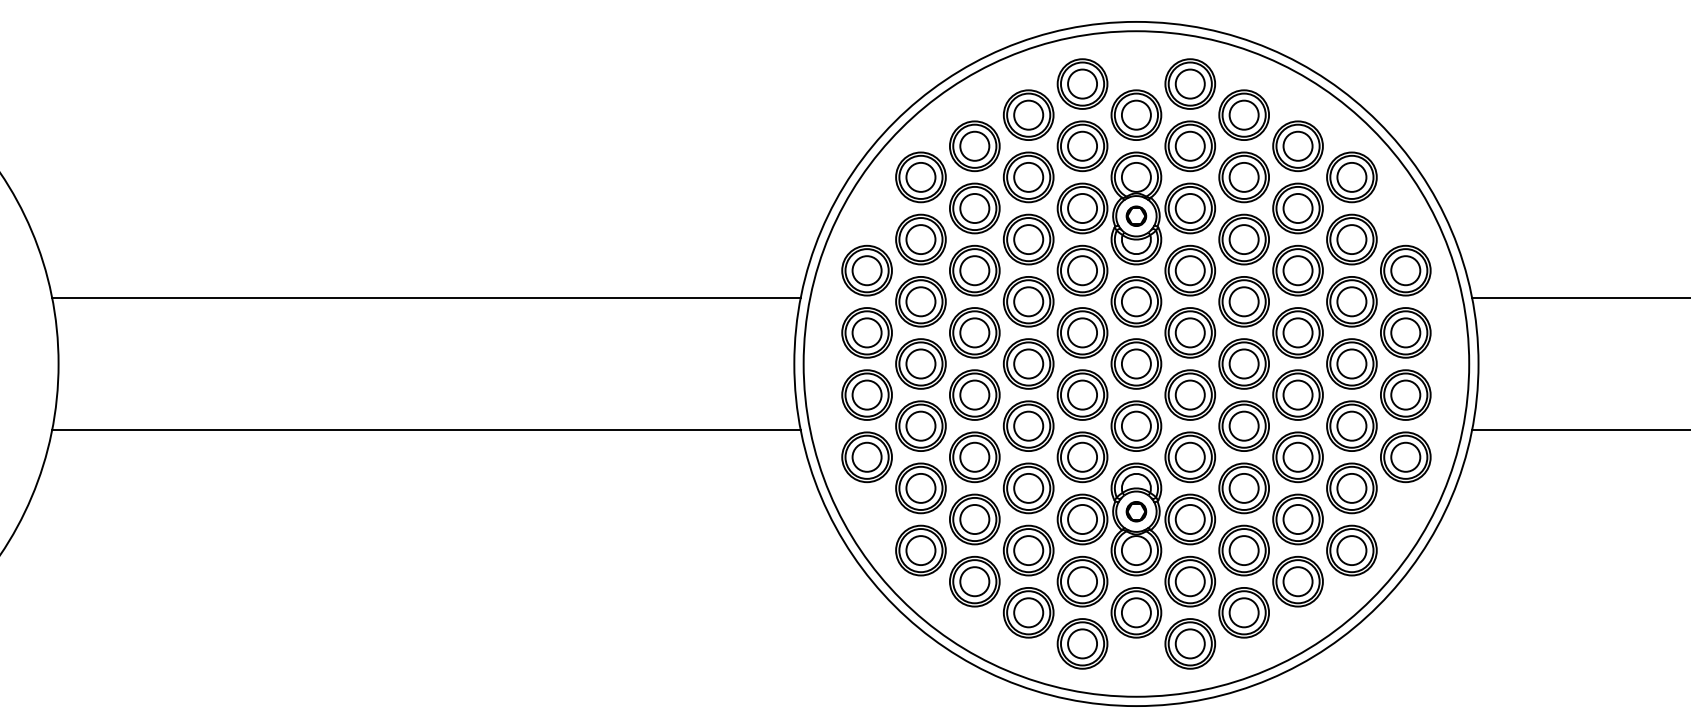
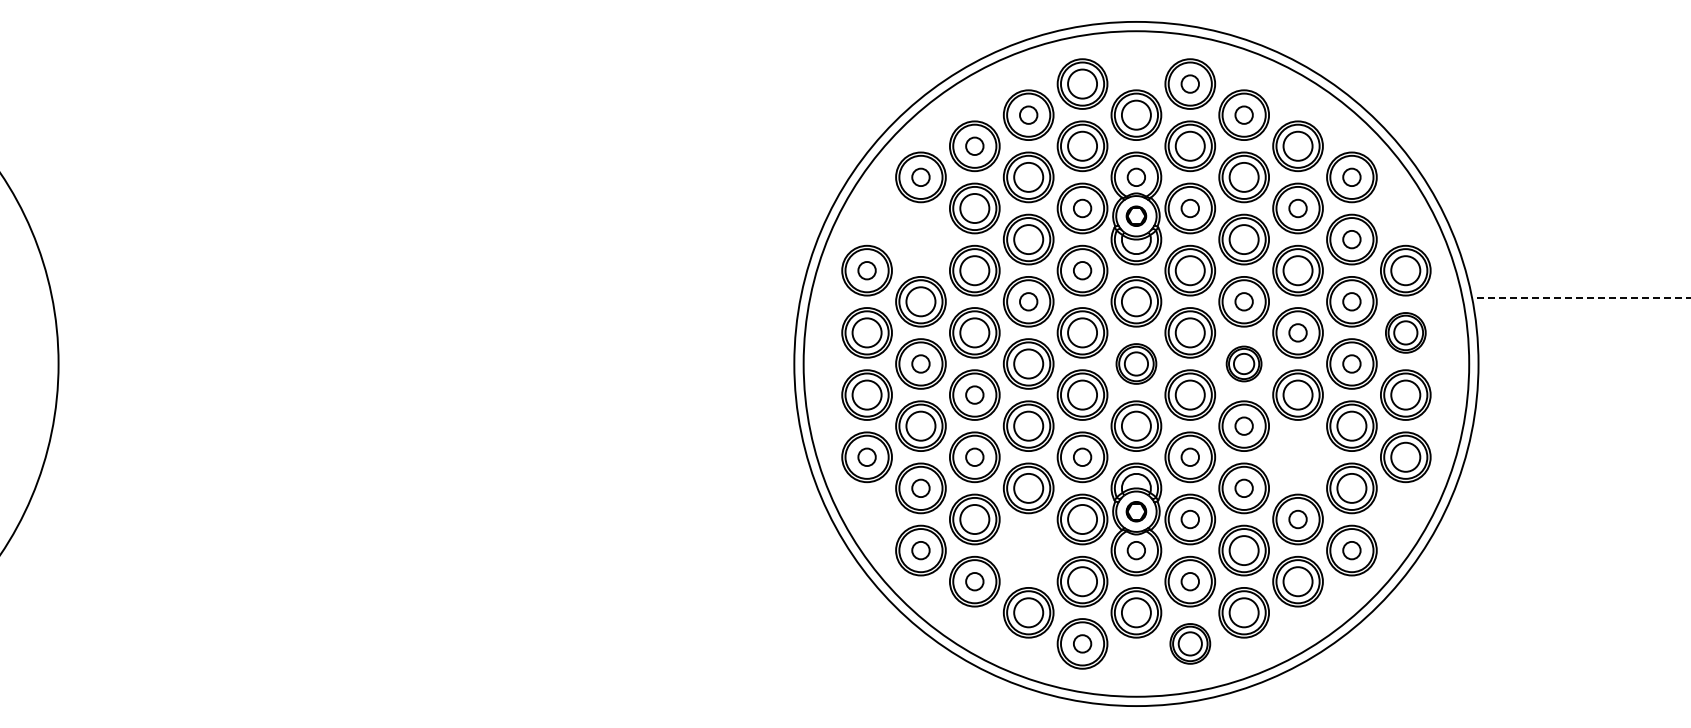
circle diameter: 29 px -> 17 px (1190, 83)
circle diameter: 29 px -> 17 px (1028, 114)
circle diameter: 29 px -> 17 px (1243, 114)
circle diameter: 29 px -> 17 px (974, 146)
circle diameter: 29 px -> 17 px (920, 177)
circle diameter: 29 px -> 17 px (1136, 177)
circle diameter: 29 px -> 17 px (1351, 177)
circle diameter: 29 px -> 17 px (1082, 208)
circle diameter: 29 px -> 17 px (1190, 208)
circle diameter: 29 px -> 17 px (1297, 208)
part: present -> none (920, 239)
circle diameter: 29 px -> 17 px (1351, 239)
circle diameter: 29 px -> 17 px (866, 270)
circle diameter: 29 px -> 17 px (1082, 270)
line: present -> none (426, 298)
line: solid -> dashed (1581, 298)
circle diameter: 29 px -> 17 px (1028, 301)
circle diameter: 29 px -> 17 px (1243, 301)
circle diameter: 29 px -> 17 px (1351, 301)
circle diameter: 29 px -> 17 px (1297, 332)
part size: 52x52 px -> 42x42 px (1405, 332)
circle diameter: 29 px -> 17 px (920, 363)
part size: 53x52 px -> 43x42 px (1136, 363)
part size: 52x52 px -> 38x38 px (1243, 363)
circle diameter: 29 px -> 17 px (1351, 363)
circle diameter: 29 px -> 17 px (974, 394)
circle diameter: 29 px -> 17 px (1243, 425)
line: present -> none (426, 429)
line: present -> none (1579, 429)
circle diameter: 29 px -> 17 px (866, 457)
circle diameter: 29 px -> 17 px (974, 457)
circle diameter: 29 px -> 17 px (1082, 457)
circle diameter: 29 px -> 17 px (1190, 457)
part: present -> none (1297, 457)
circle diameter: 29 px -> 17 px (920, 488)
circle diameter: 29 px -> 17 px (1243, 488)
circle diameter: 29 px -> 17 px (1190, 519)
circle diameter: 29 px -> 17 px (1297, 519)
circle diameter: 29 px -> 17 px (920, 550)
part: present -> none (1028, 550)
circle diameter: 29 px -> 17 px (1136, 550)
circle diameter: 29 px -> 17 px (1351, 550)
circle diameter: 29 px -> 17 px (974, 581)
circle diameter: 29 px -> 17 px (1190, 581)
circle diameter: 29 px -> 17 px (1082, 643)
part size: 53x52 px -> 43x42 px (1190, 643)
